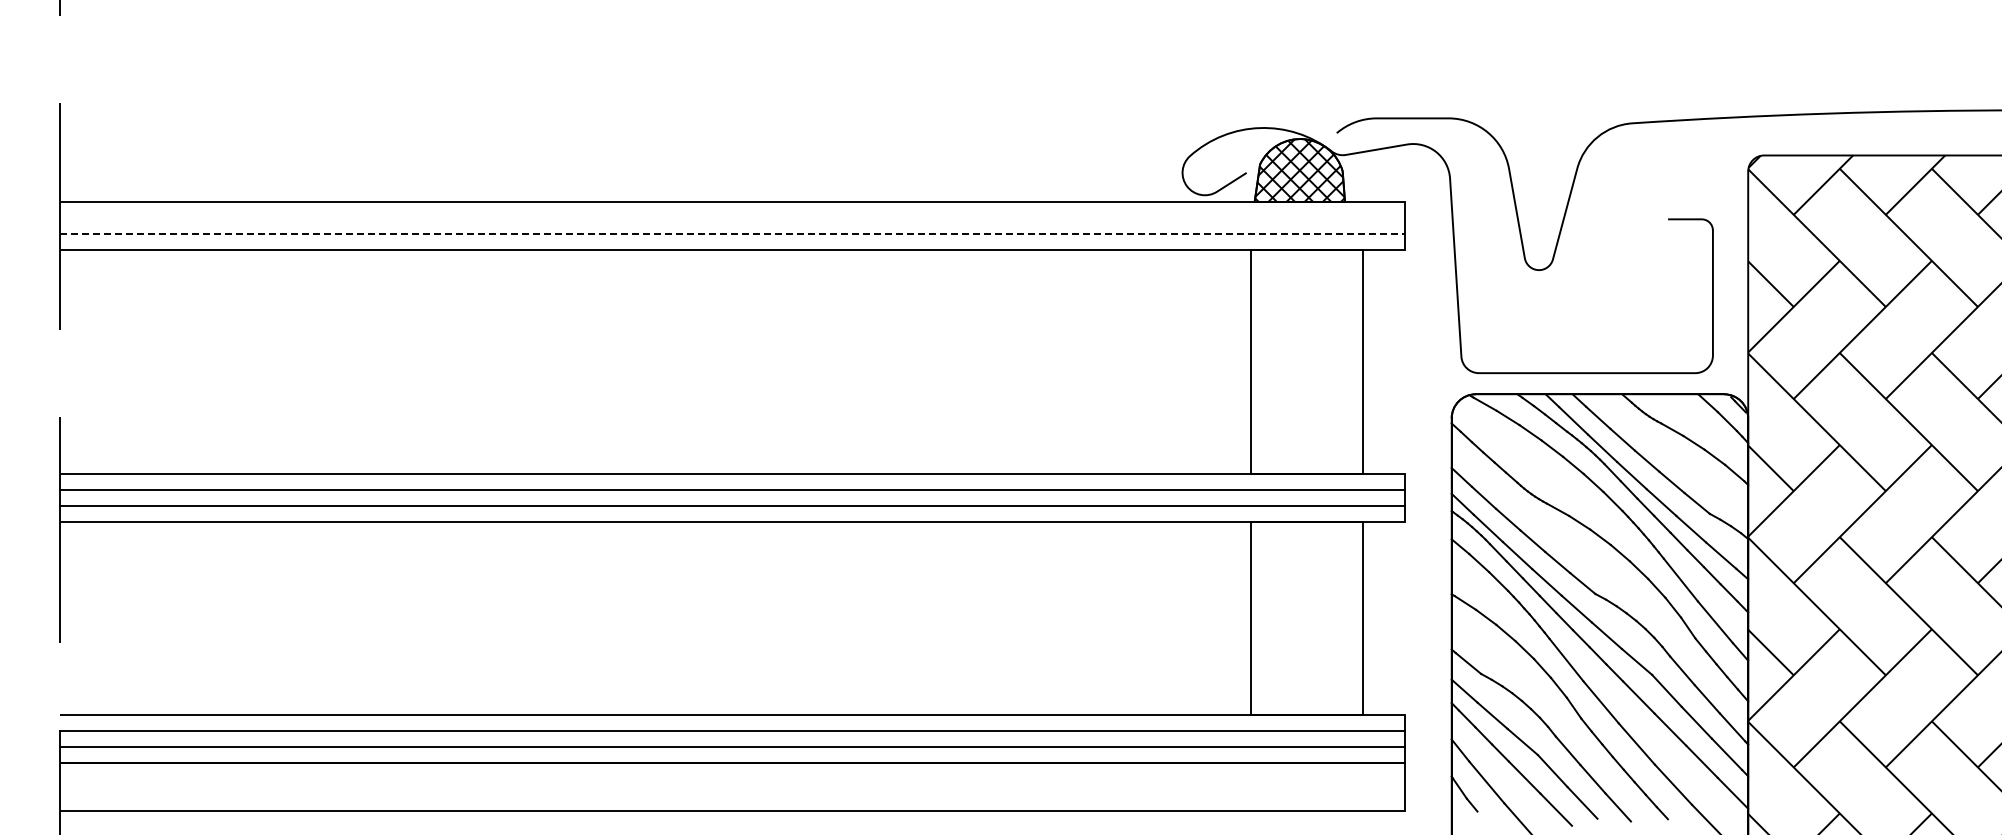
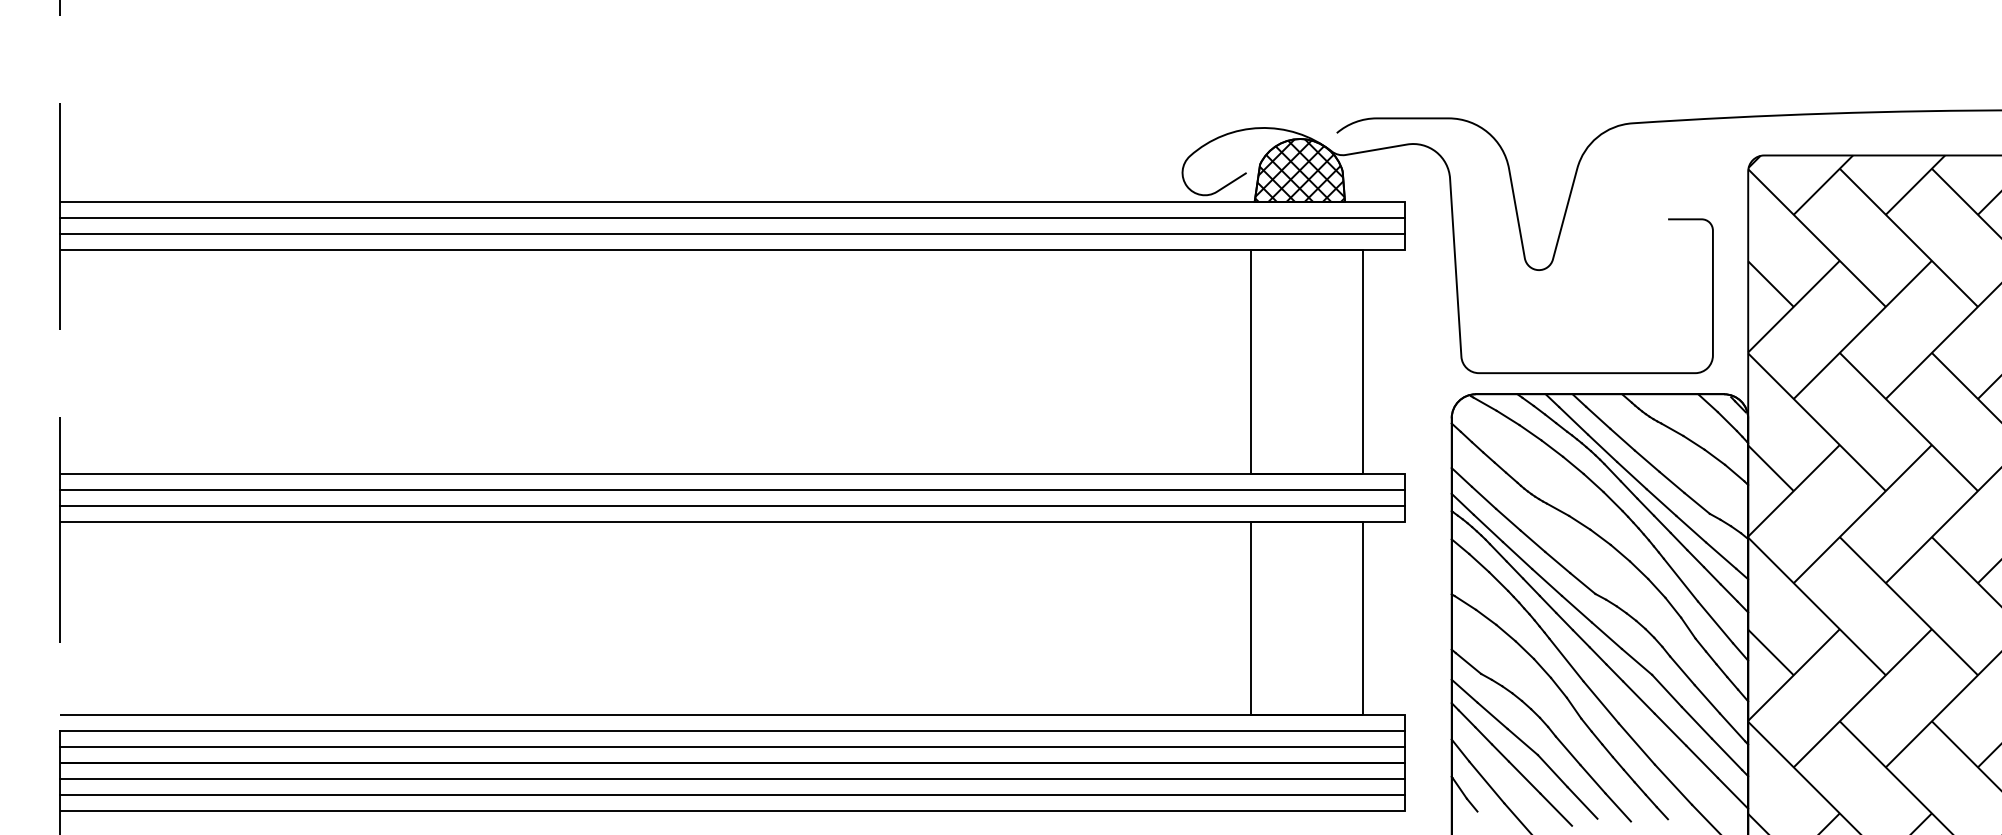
line: none -> present (732, 217)
line: dashed -> solid (732, 234)
line: none -> present (732, 778)
line: none -> present (732, 794)
